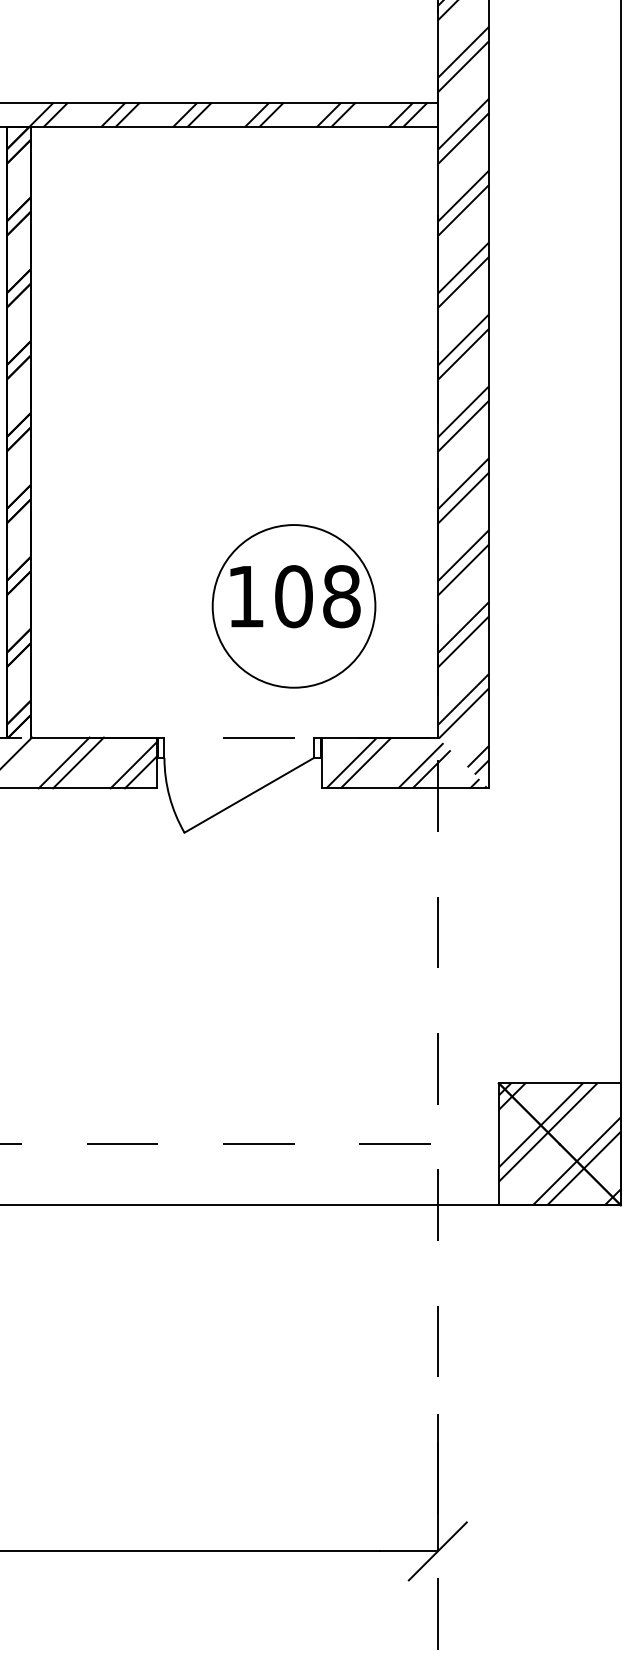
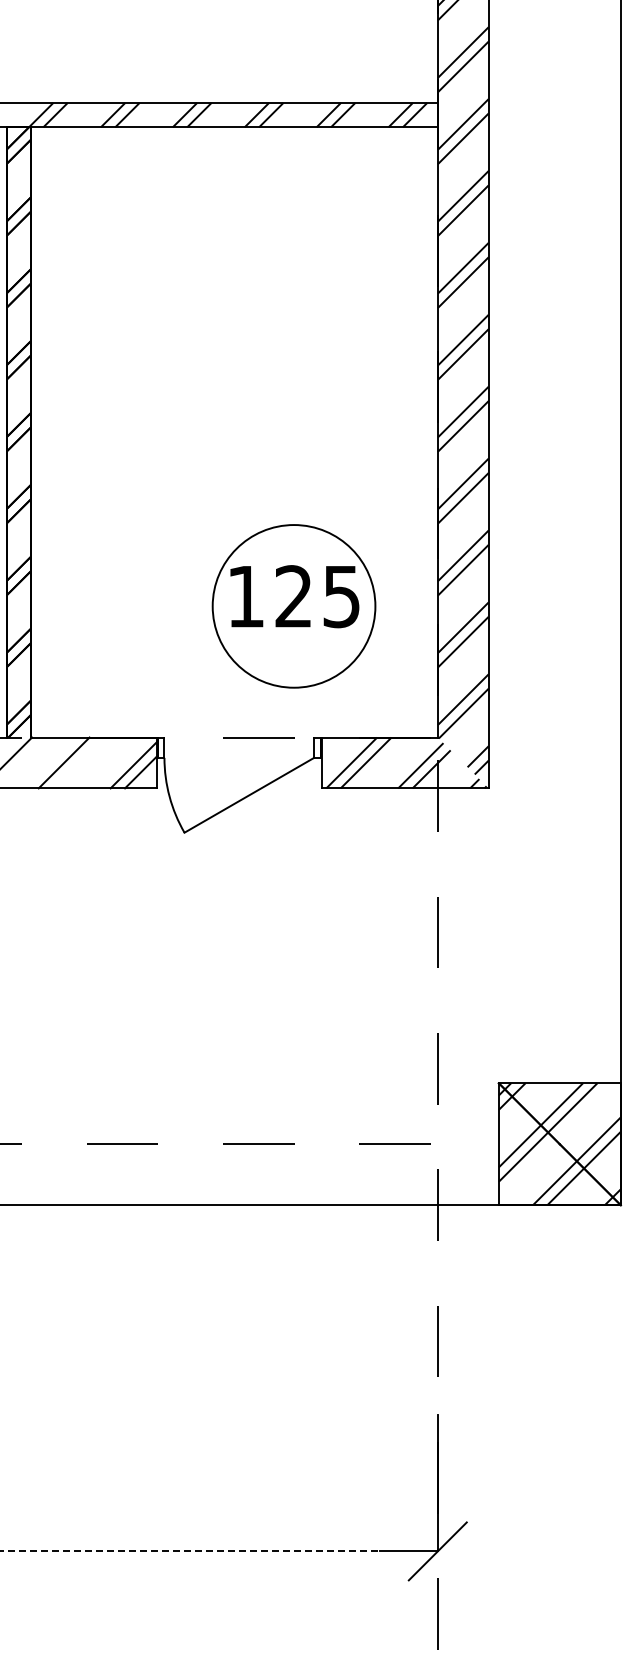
text: 108 -> 125 (317, 596)
line: present -> none (78, 762)
line: solid -> dashed (190, 1551)
